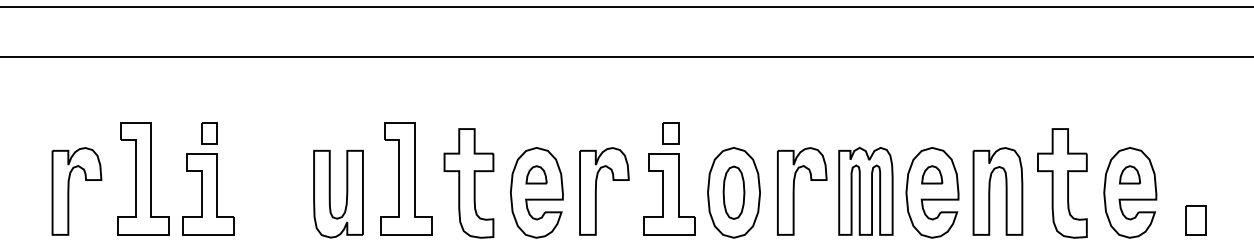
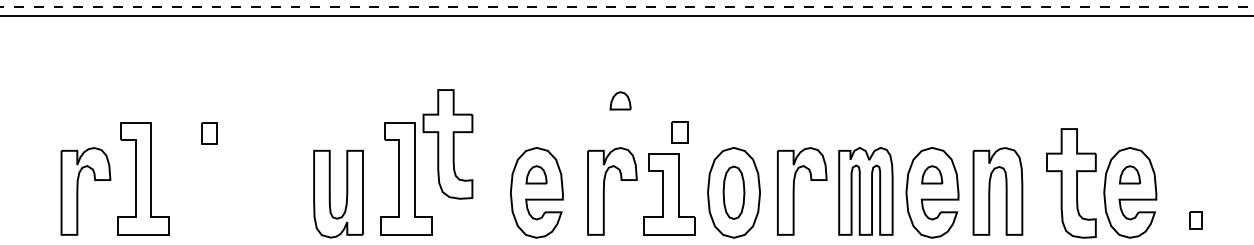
line: solid -> dashed (627, 7)
line position: (626, 56) -> (626, 15) (626, 15)
part: none -> present (620, 100)
part position: (670, 133) -> (679, 132) (679, 132)
part position: (468, 183) -> (447, 144) (447, 144)
part position: (1062, 183) -> (1071, 183) (1071, 183)
part position: (69, 191) -> (78, 191) (78, 191)
part position: (596, 191) -> (604, 191) (604, 191)
part: present -> none (208, 194)
part size: 22x31 px -> 14x19 px (1195, 220)
